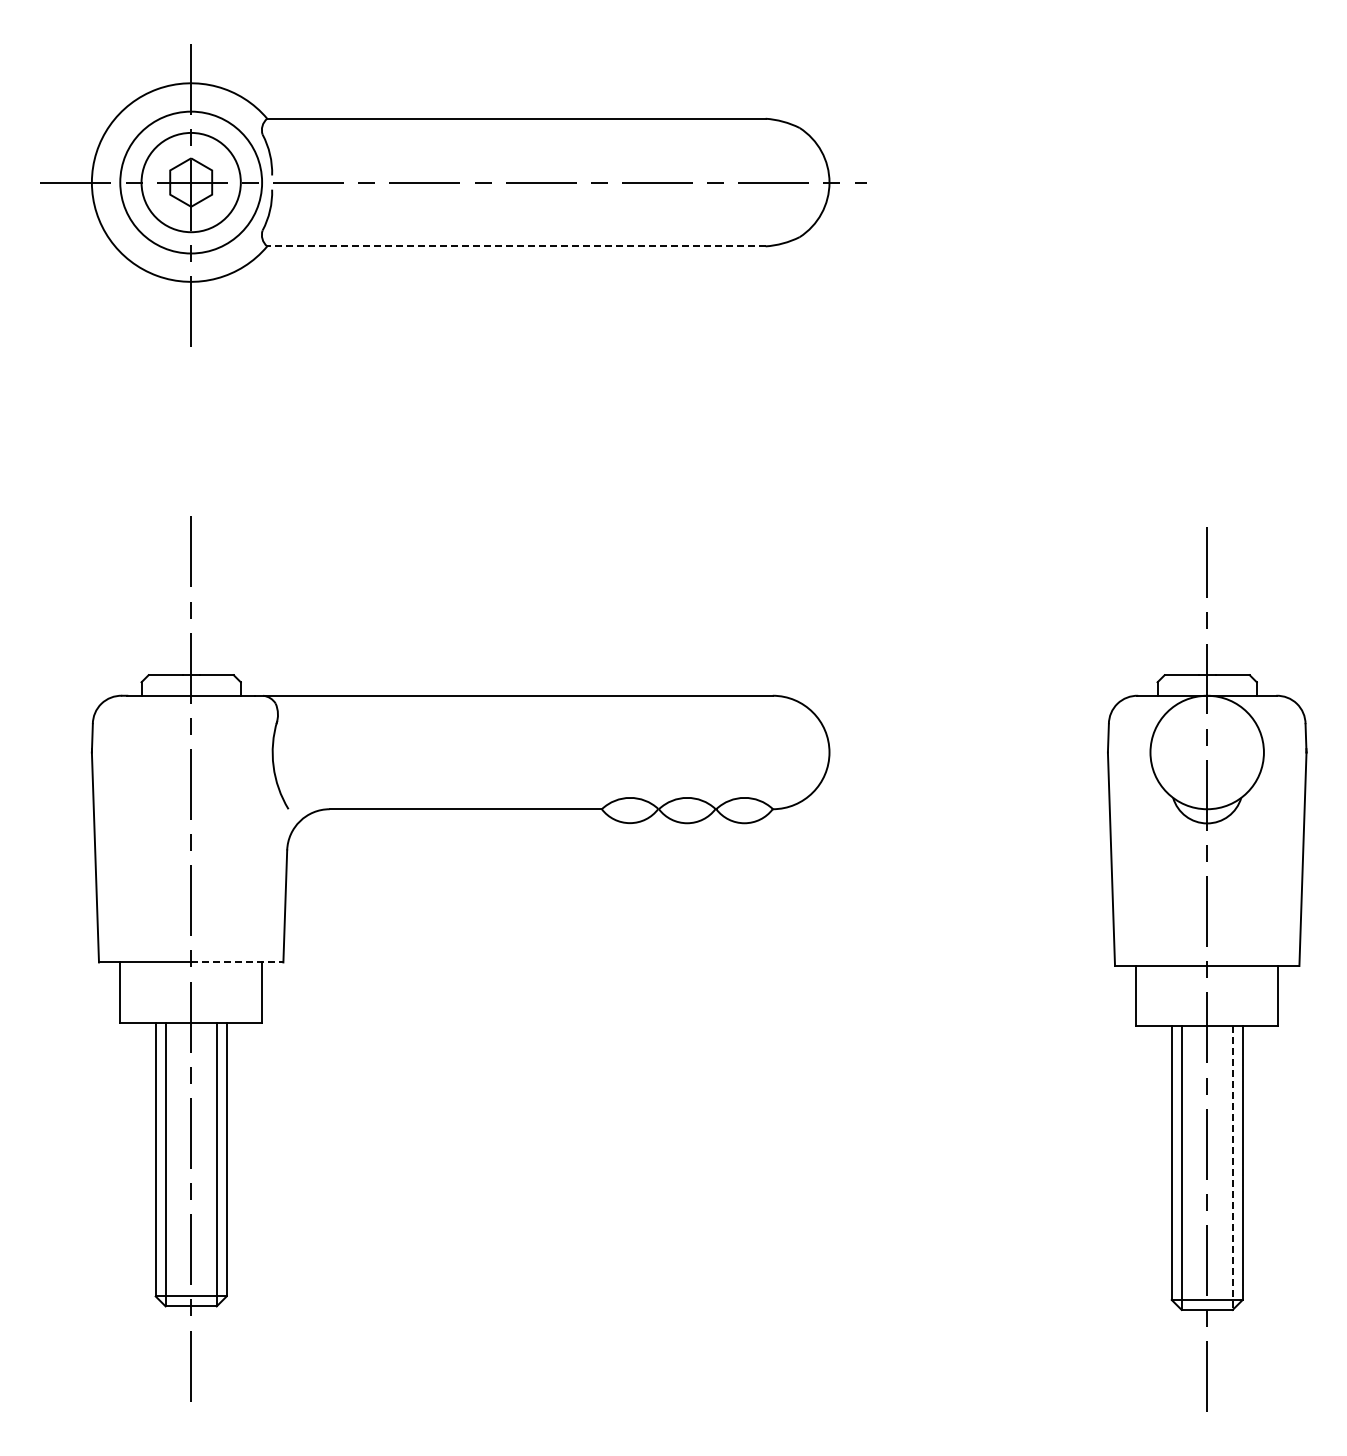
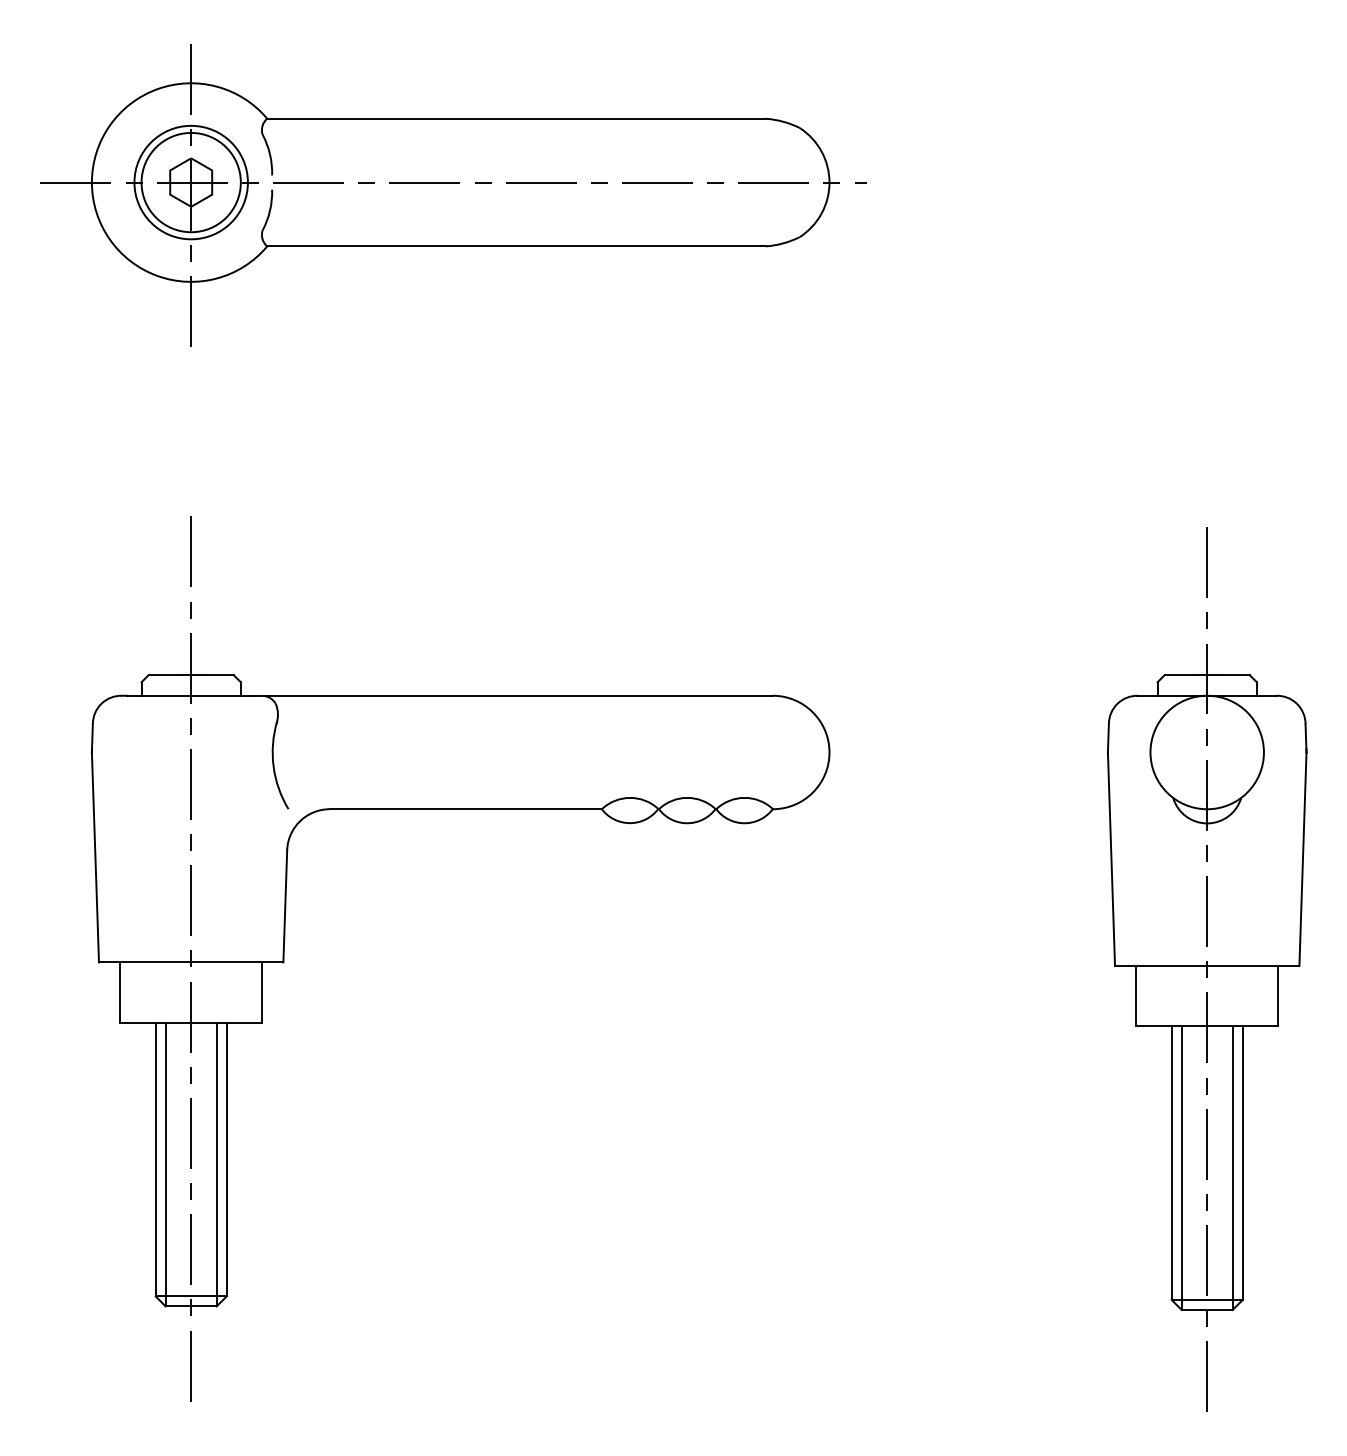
circle diameter: 142 px -> 113 px (190, 182)
line: dashed -> solid (515, 246)
line: dashed -> solid (237, 962)
line: dashed -> solid (1232, 1168)
